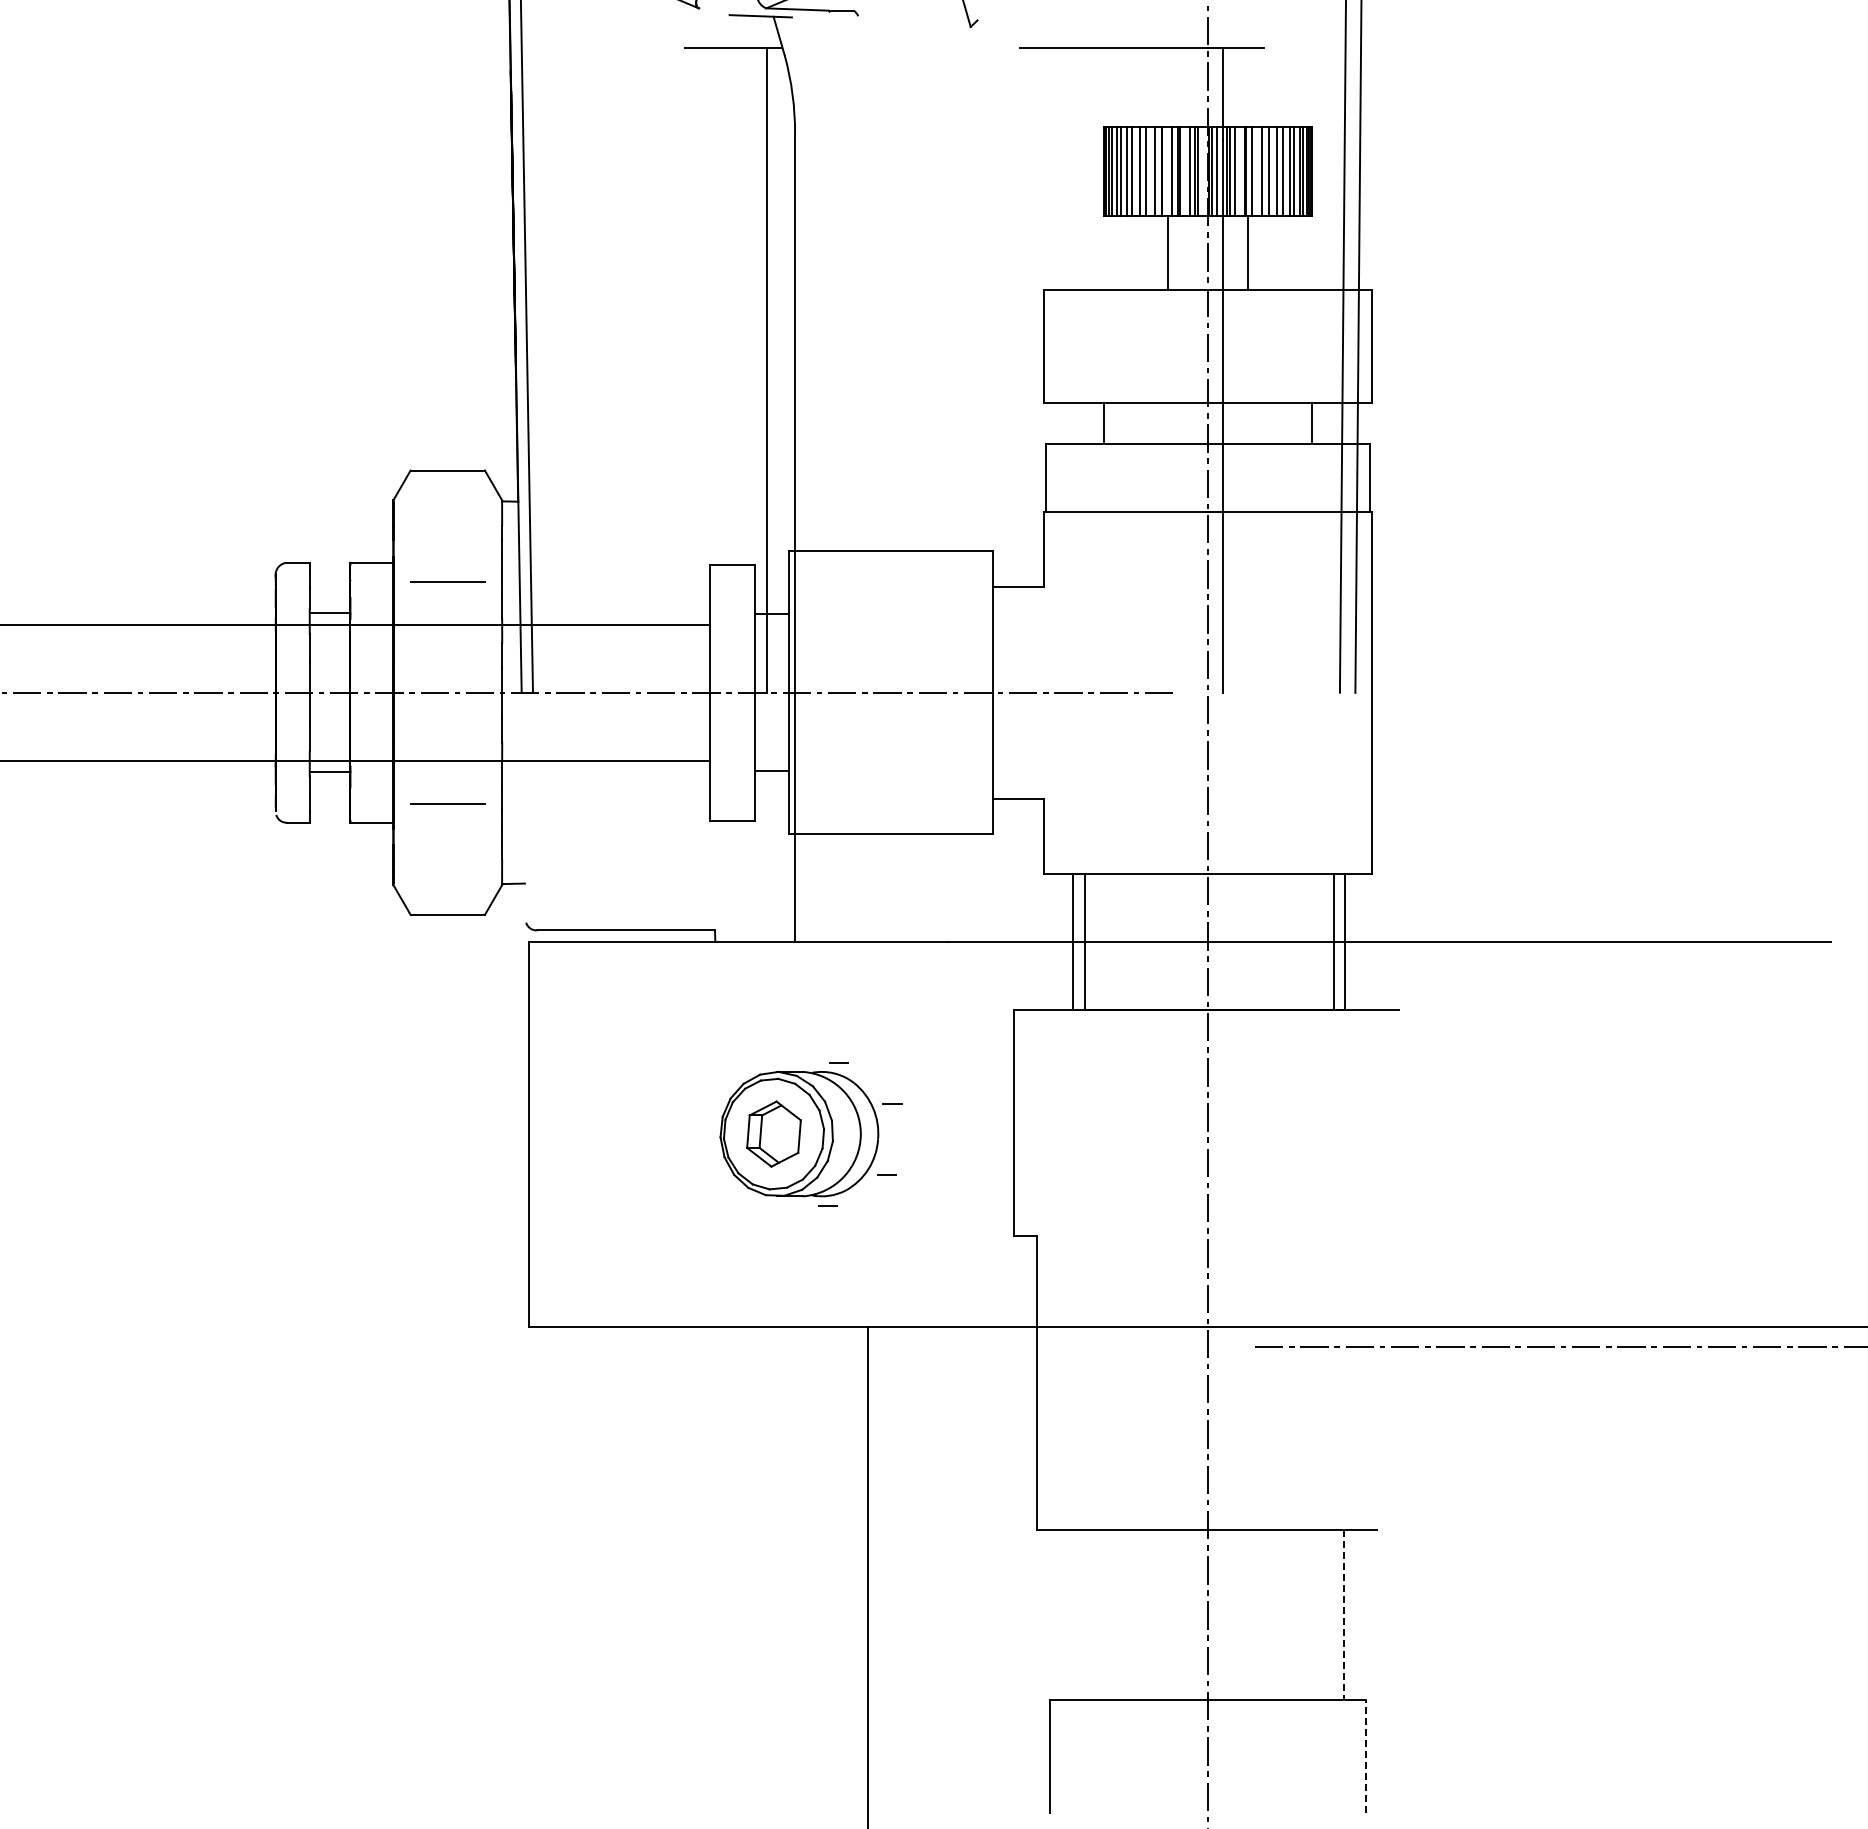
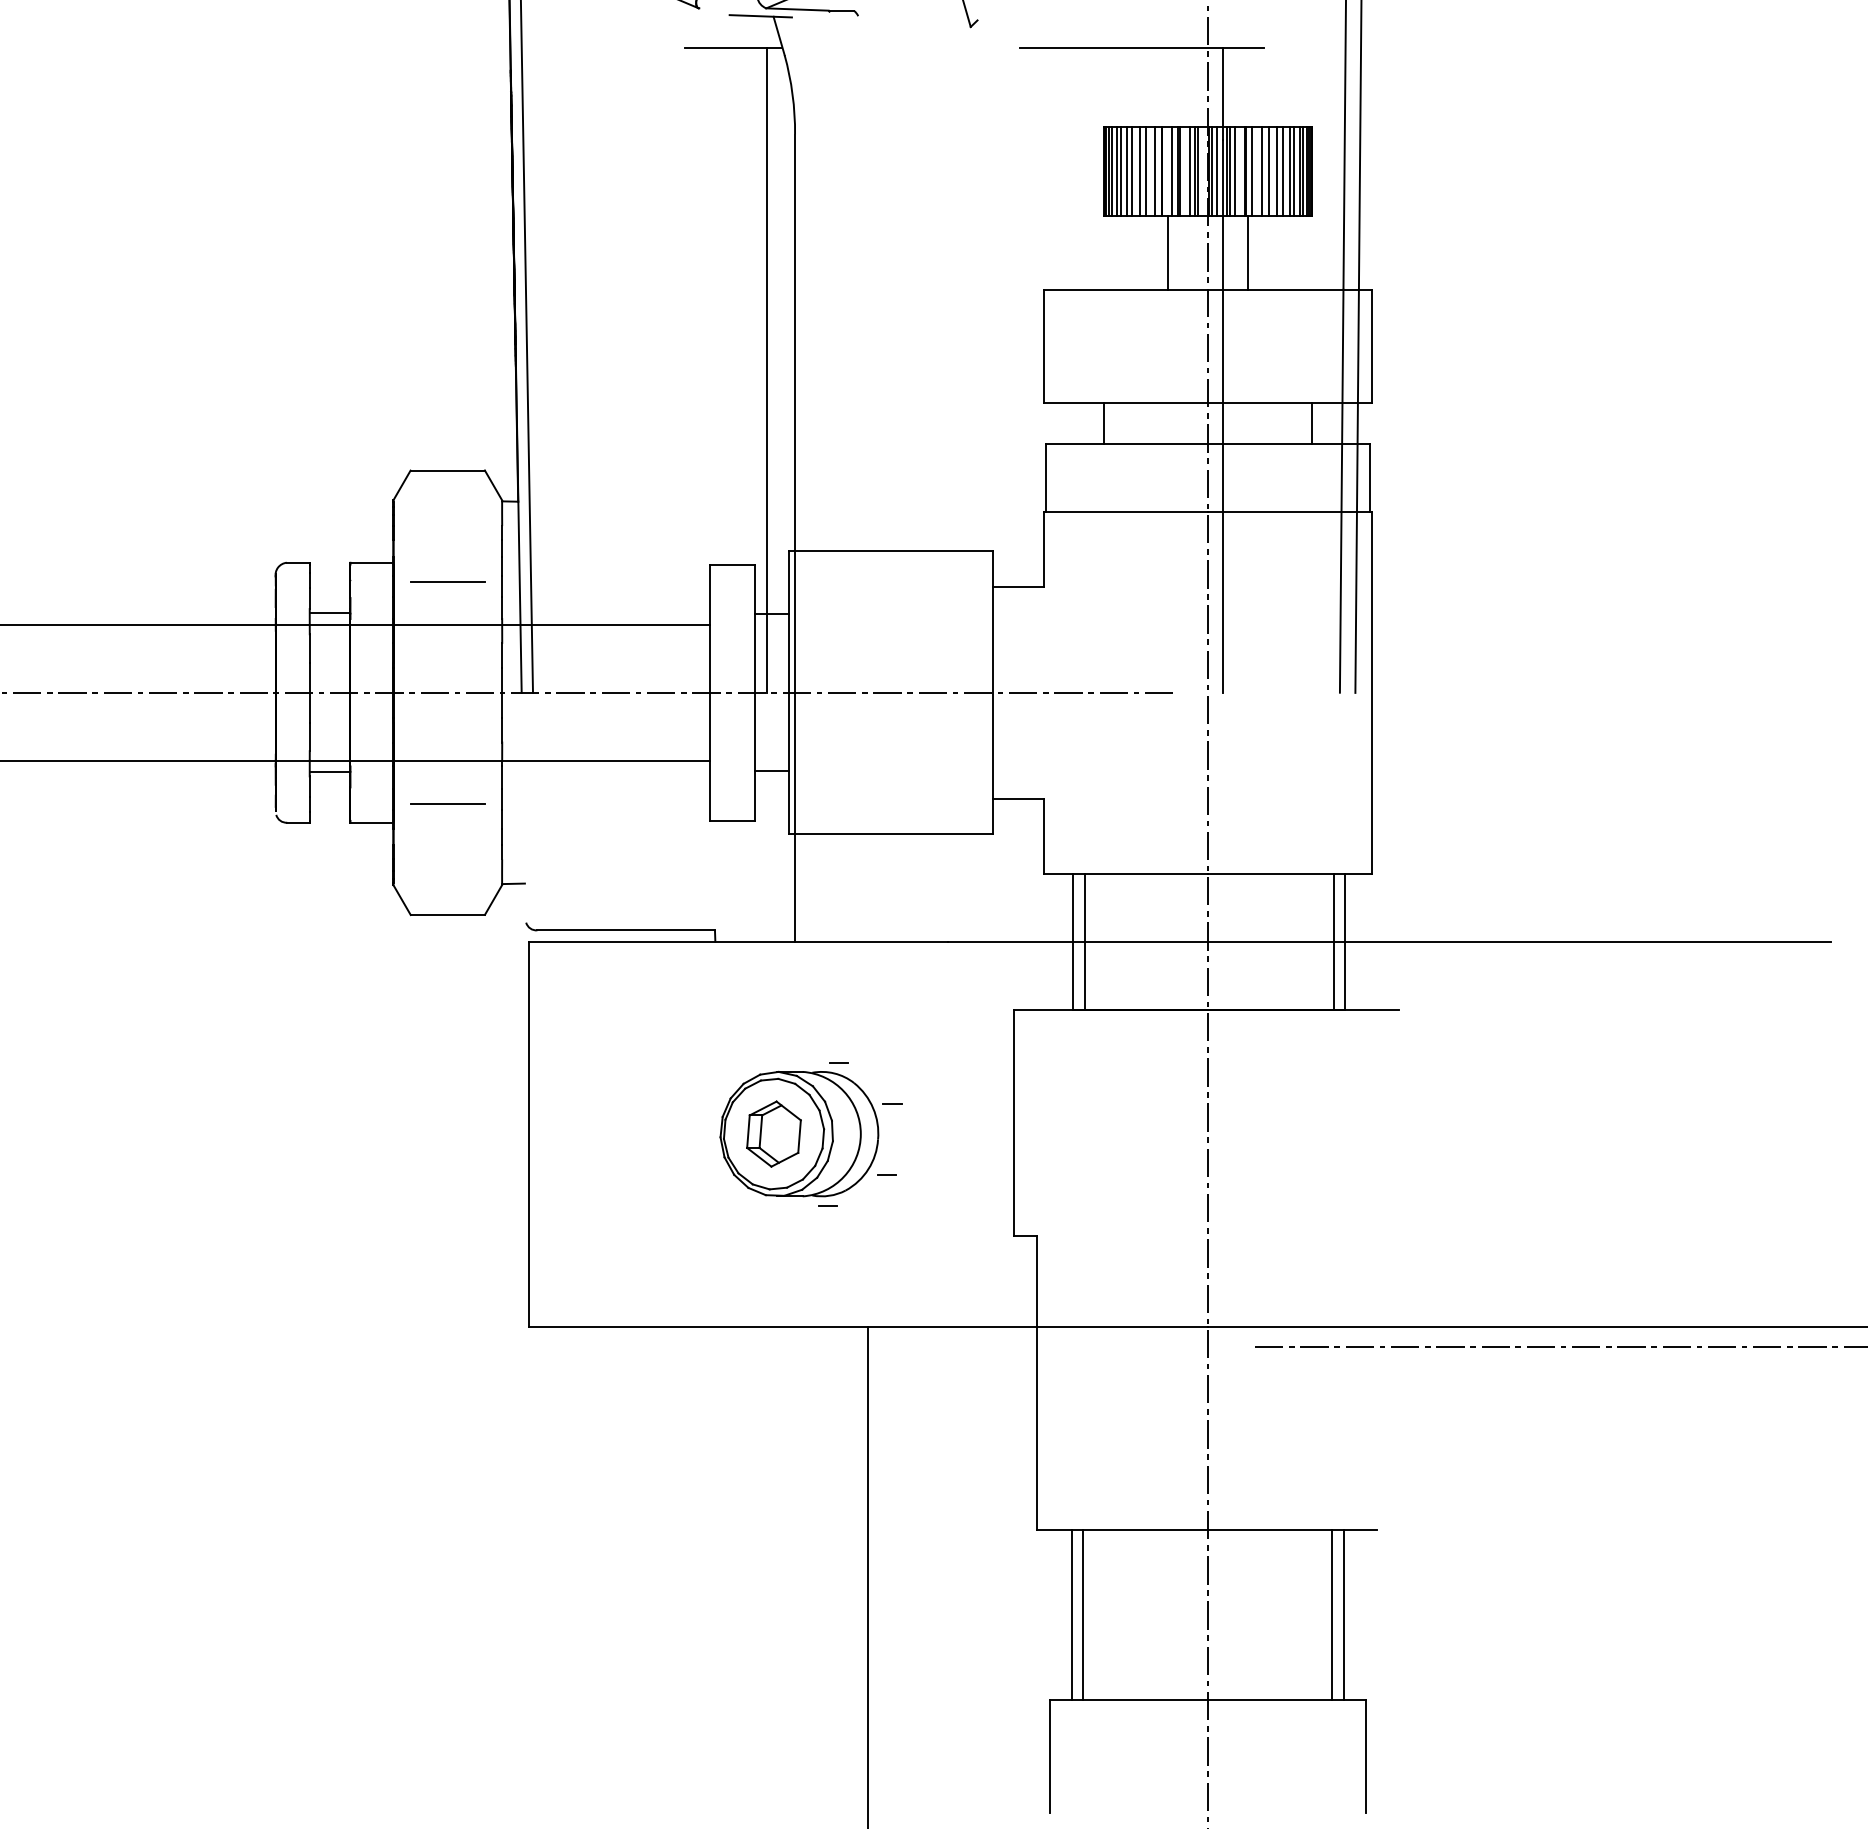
line: none -> present (1072, 1614)
line: none -> present (1083, 1614)
line: none -> present (1332, 1614)
line: dashed -> solid (1343, 1614)
line: dashed -> solid (1366, 1756)
